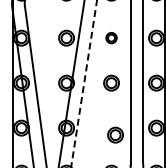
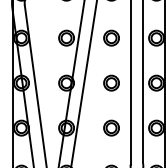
part size: 13x13 px -> 17x18 px (111, 37)
line: dashed -> solid (84, 84)
part position: (115, 134) -> (111, 127) (111, 127)
